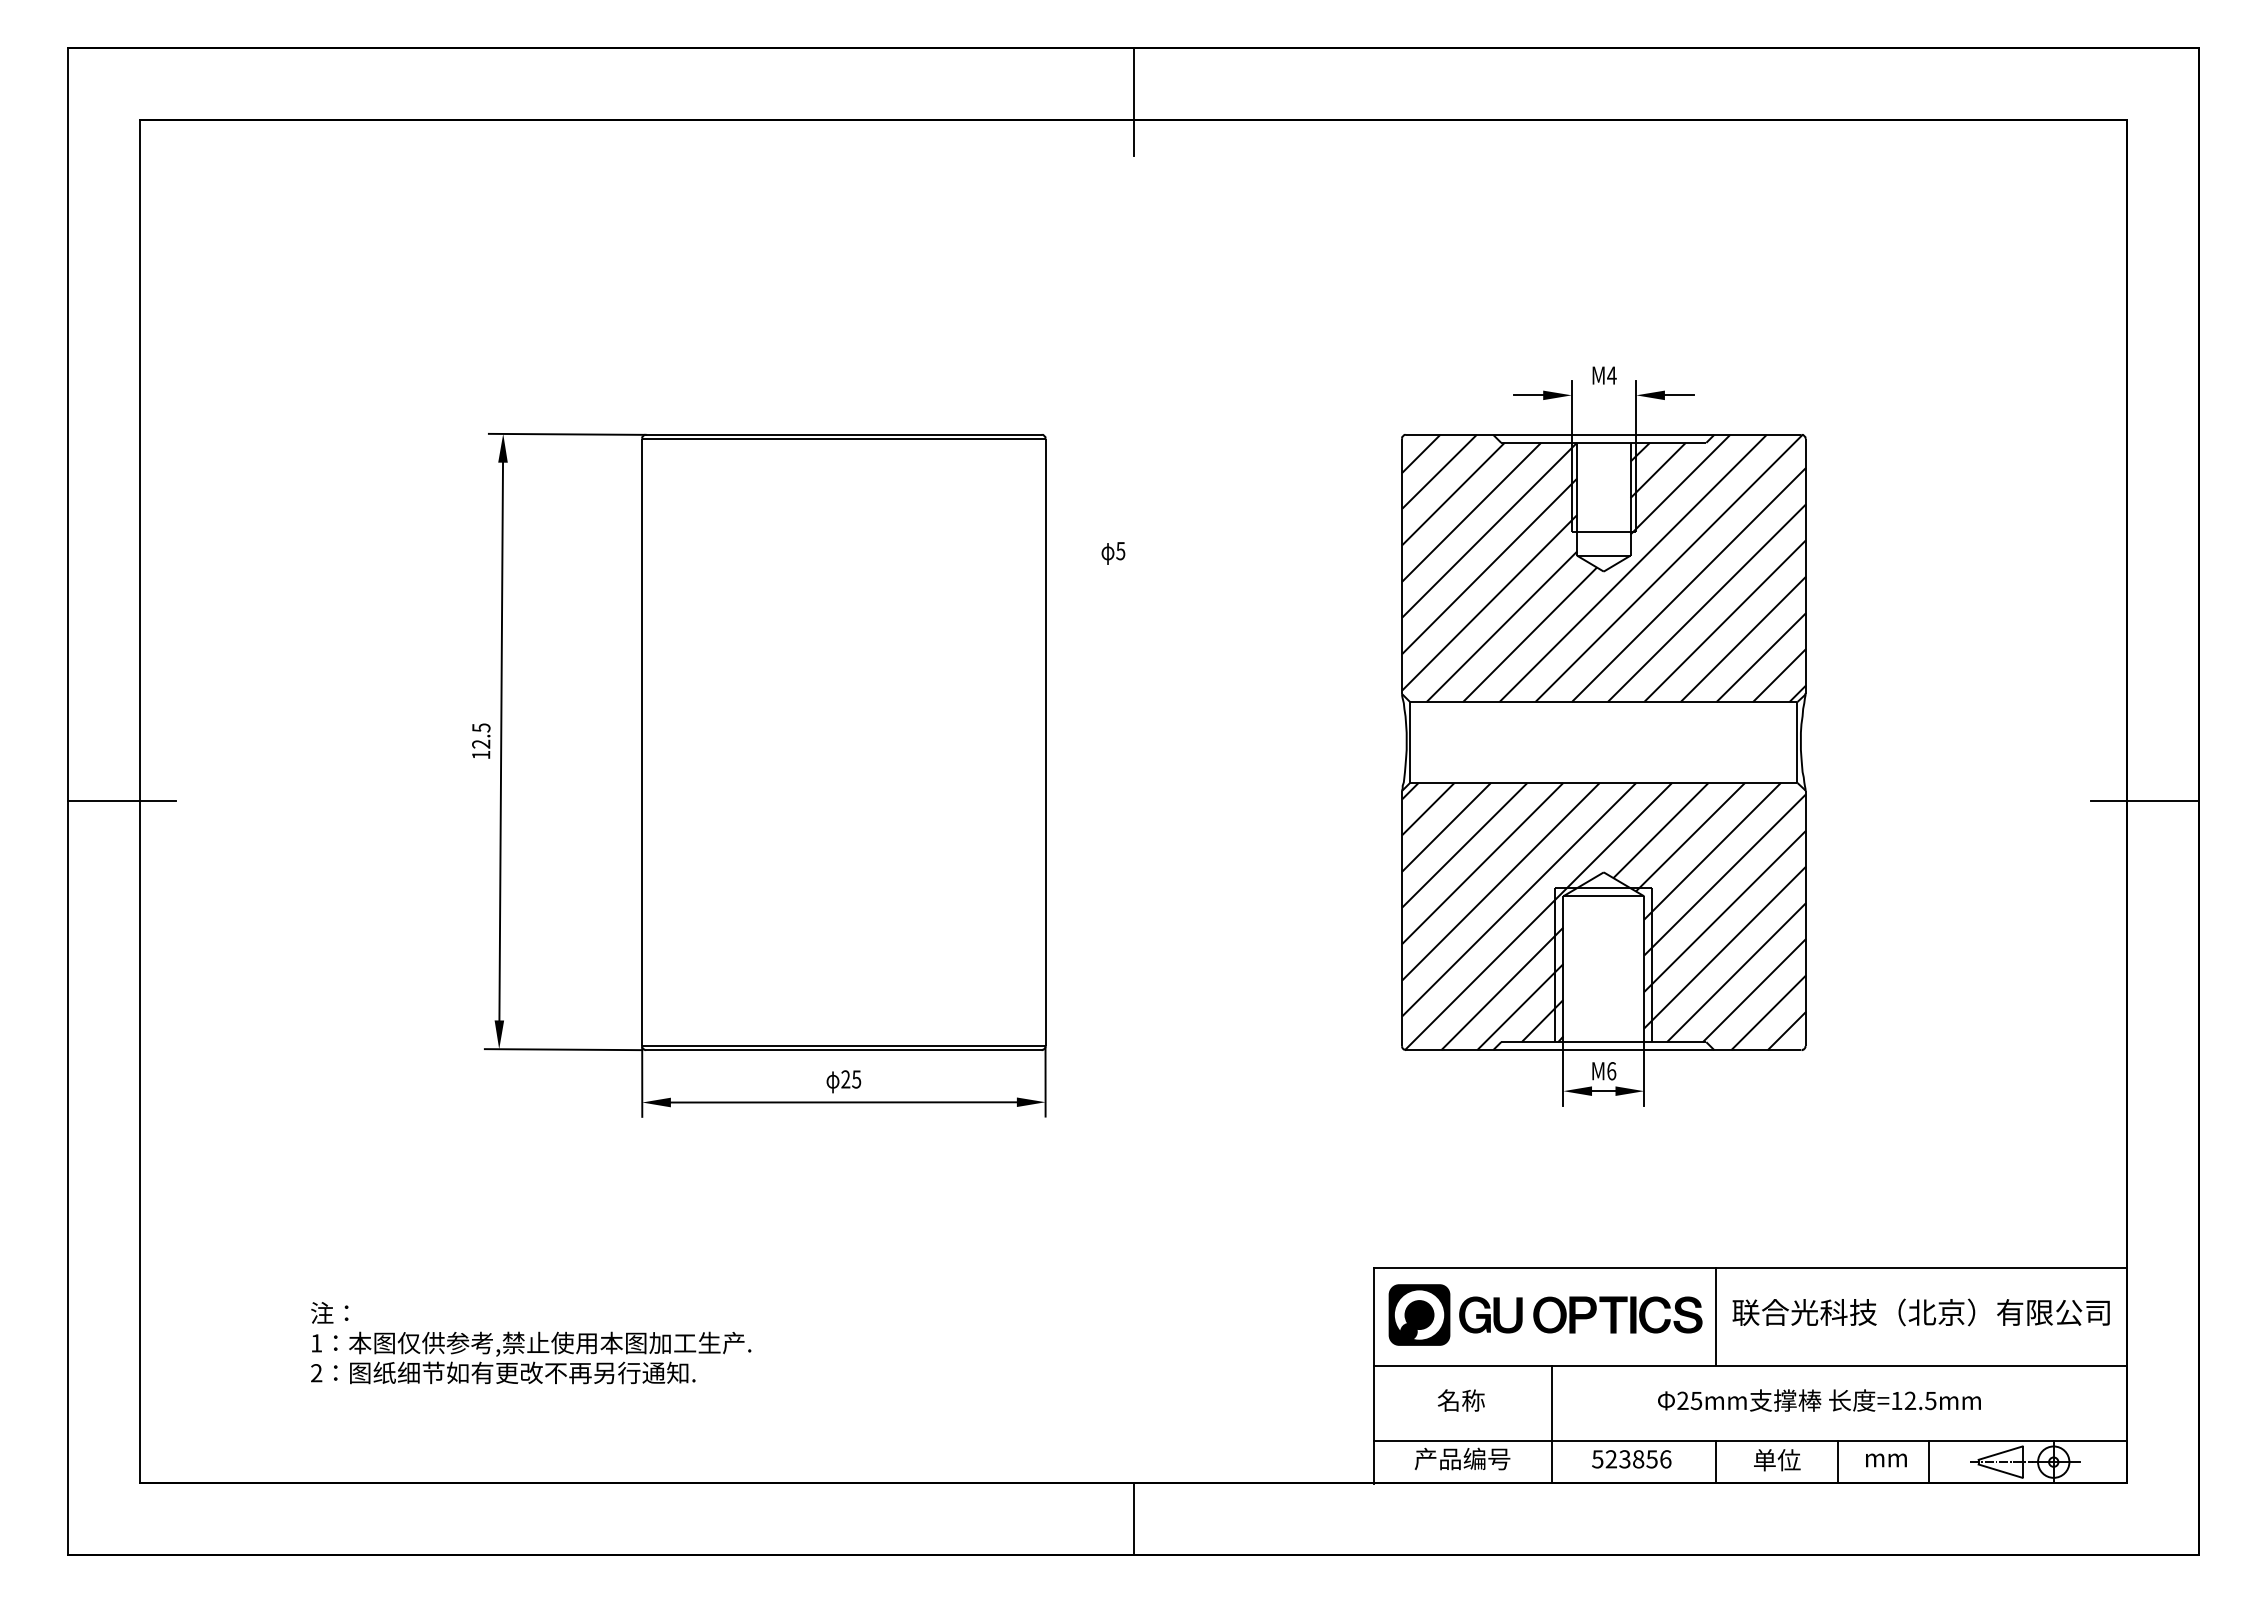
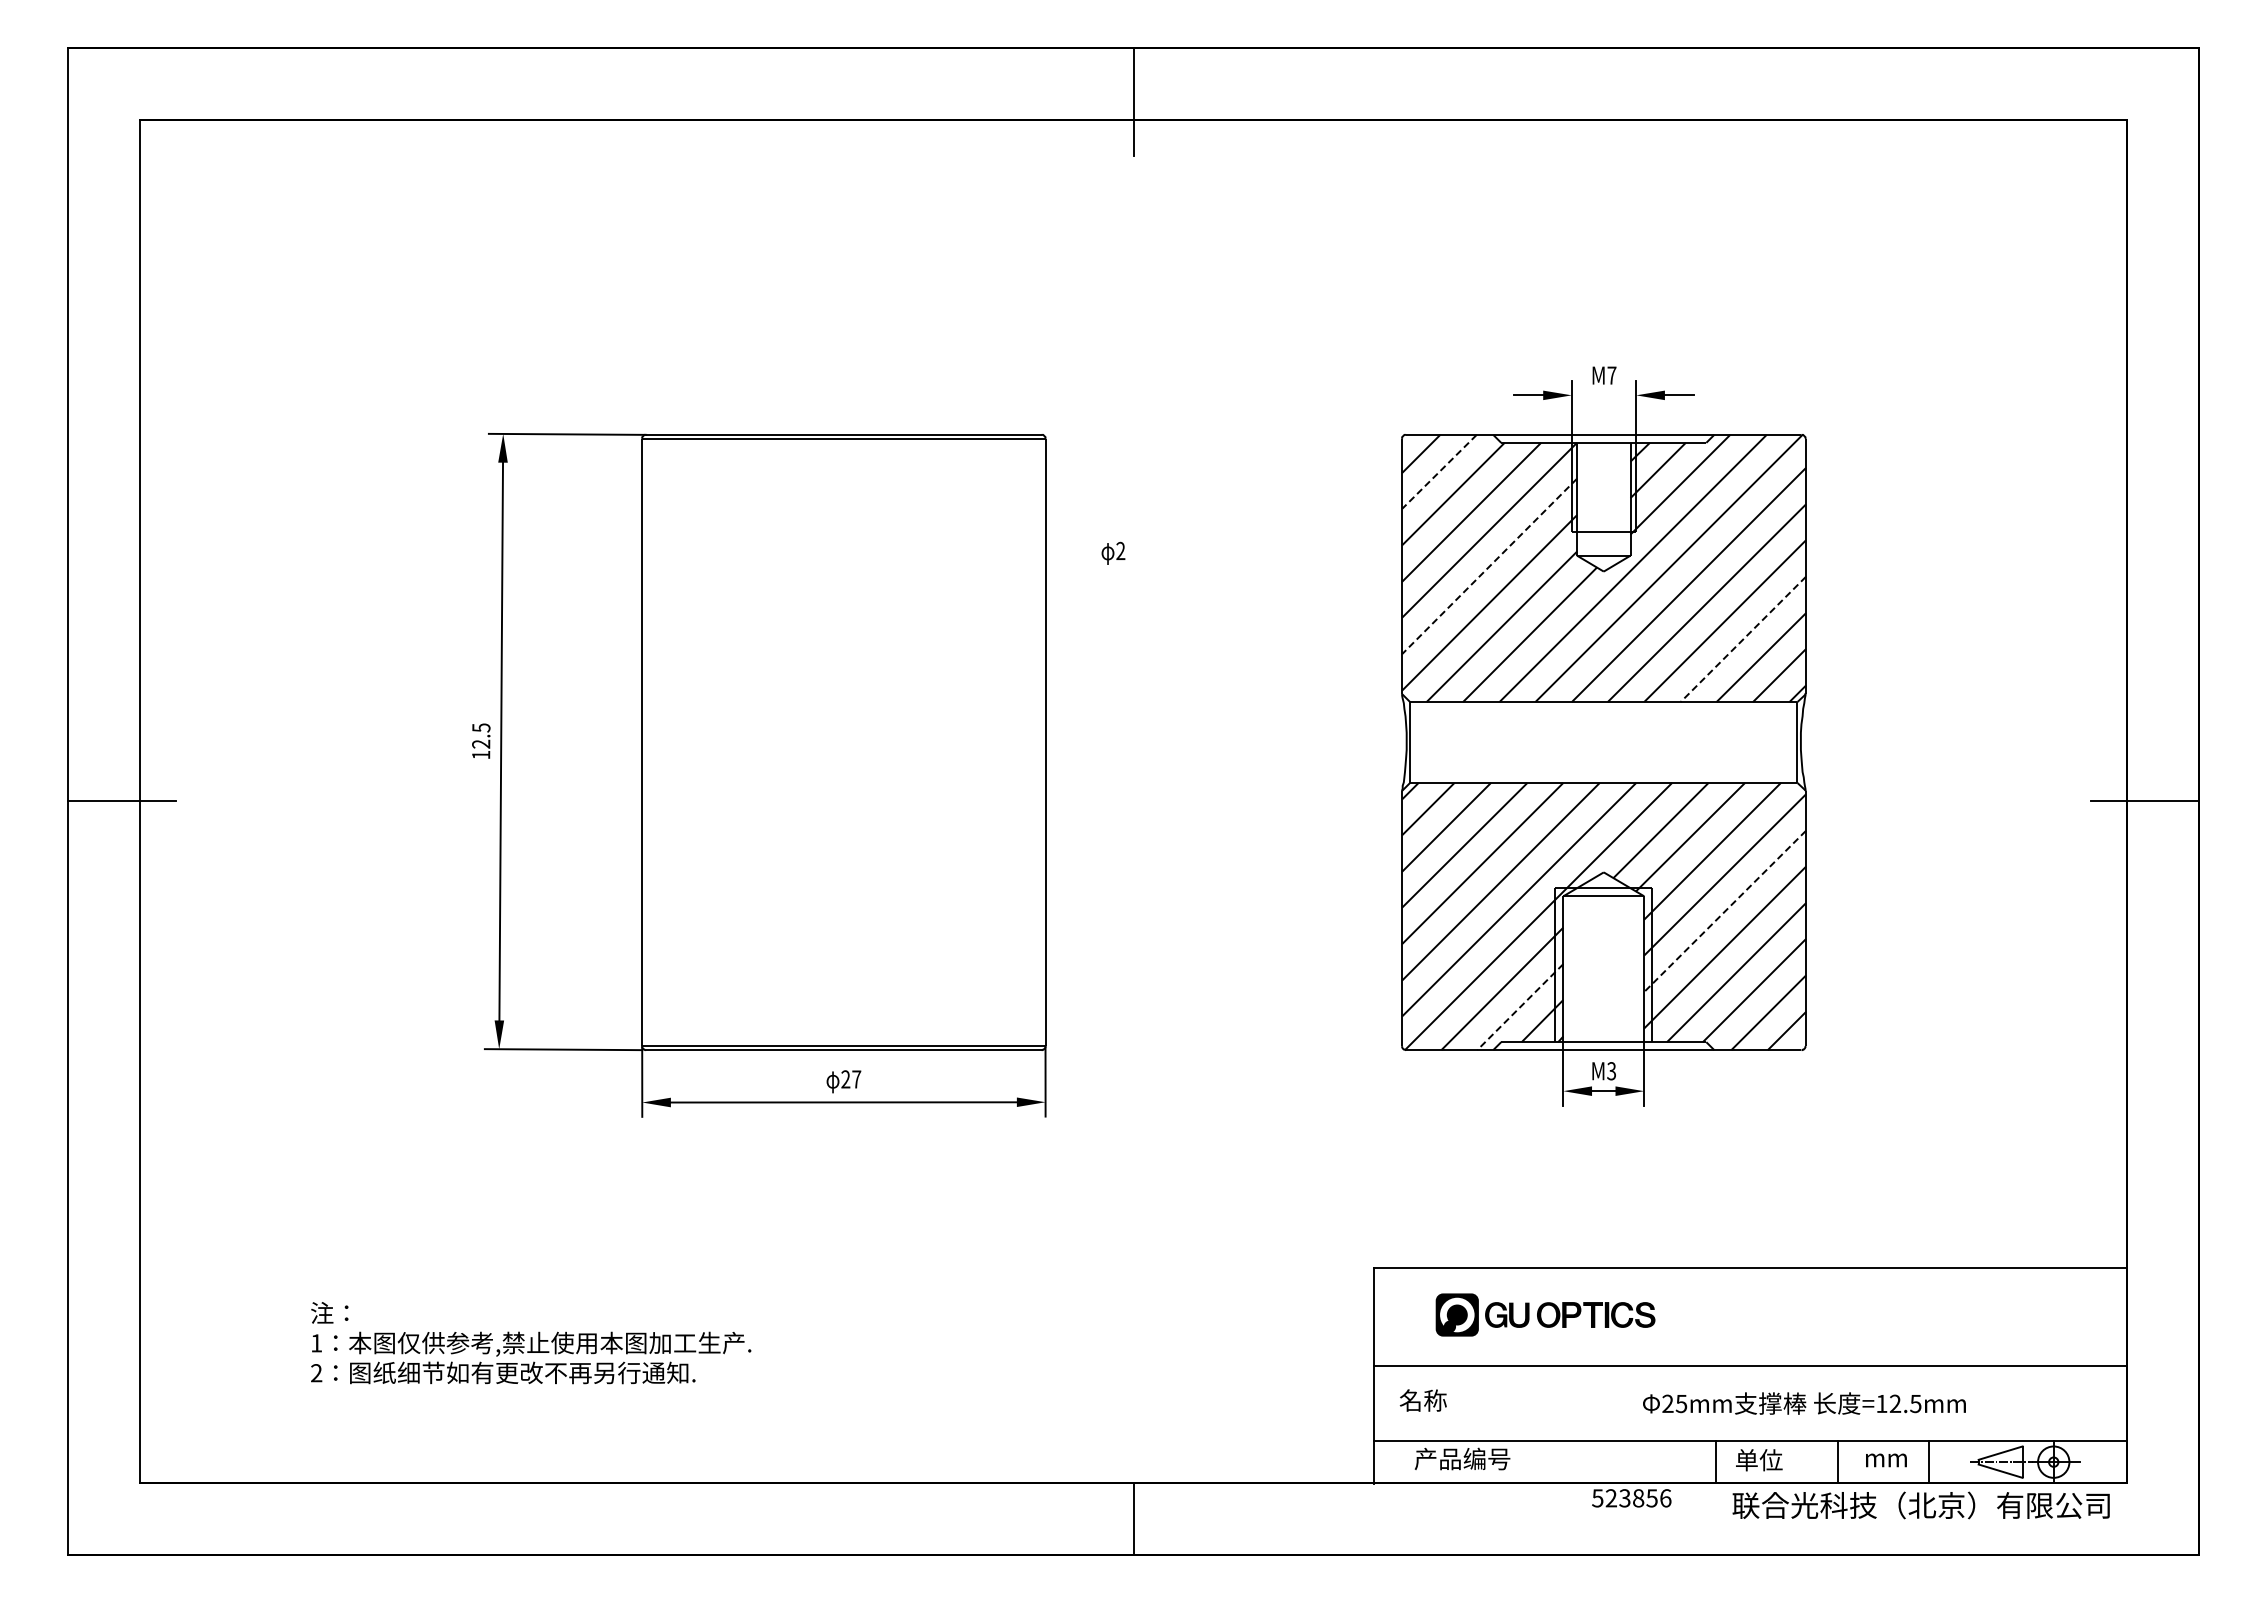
text: M4 -> M7 (1611, 375)
line: solid -> dashed (1439, 471)
text: 5 -> 2 (1120, 550)
line: solid -> dashed (1489, 566)
line: solid -> dashed (1743, 639)
line: solid -> dashed (1724, 911)
line: solid -> dashed (1520, 1007)
text: M6 -> M3 (1611, 1071)
text: 25 -> 27 (856, 1079)
text position: (1920, 1312) -> (1920, 1505) (1920, 1505)
part size: 315x62 px -> 221x44 px (1545, 1314)
line: present -> none (1715, 1316)
text position: (1460, 1400) -> (1422, 1400) (1422, 1400)
text position: (1819, 1400) -> (1804, 1403) (1804, 1403)
line: present -> none (1551, 1424)
text position: (1631, 1459) -> (1631, 1498) (1631, 1498)
text position: (1777, 1460) -> (1759, 1460) (1759, 1460)
